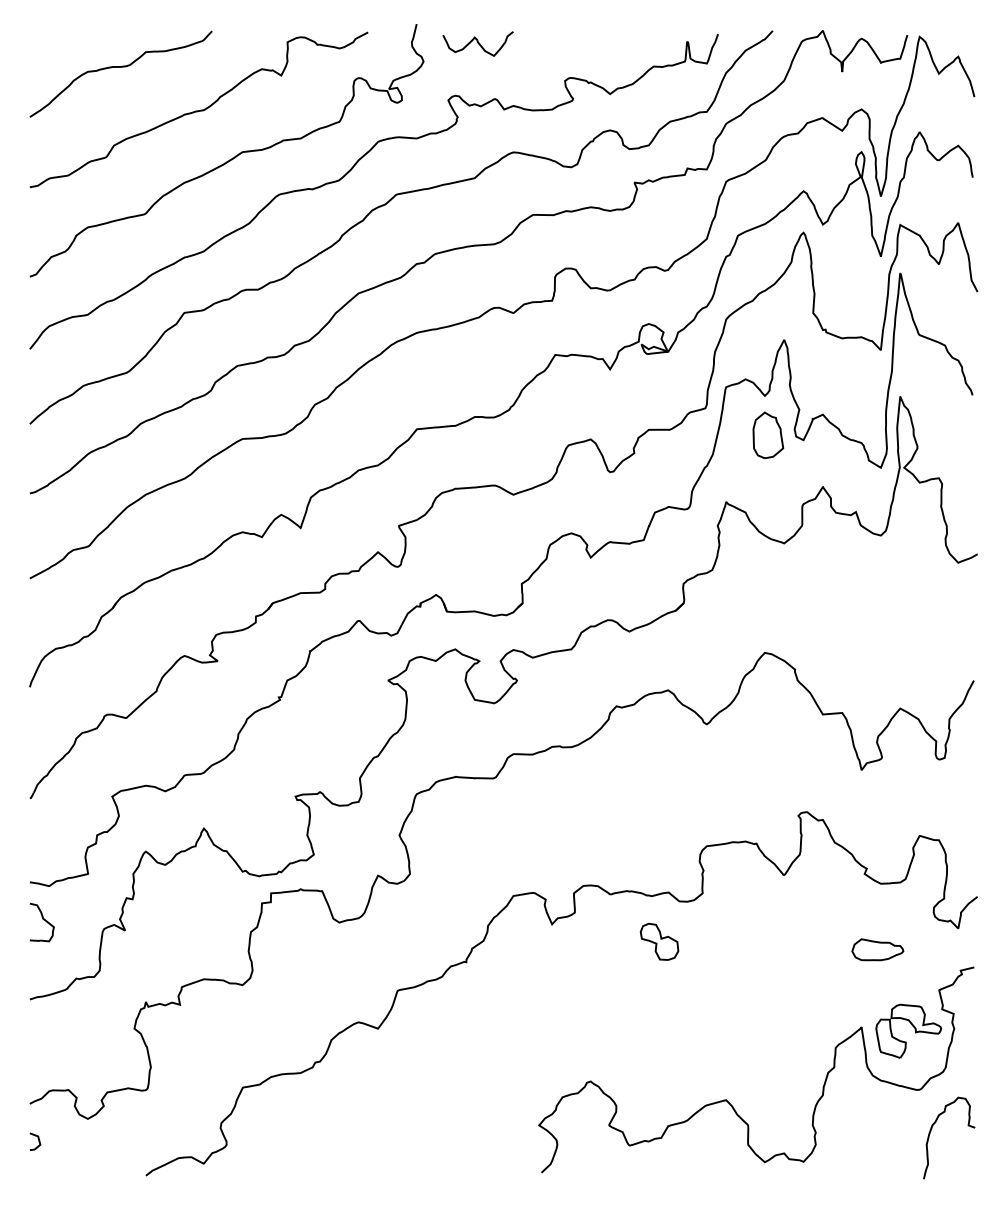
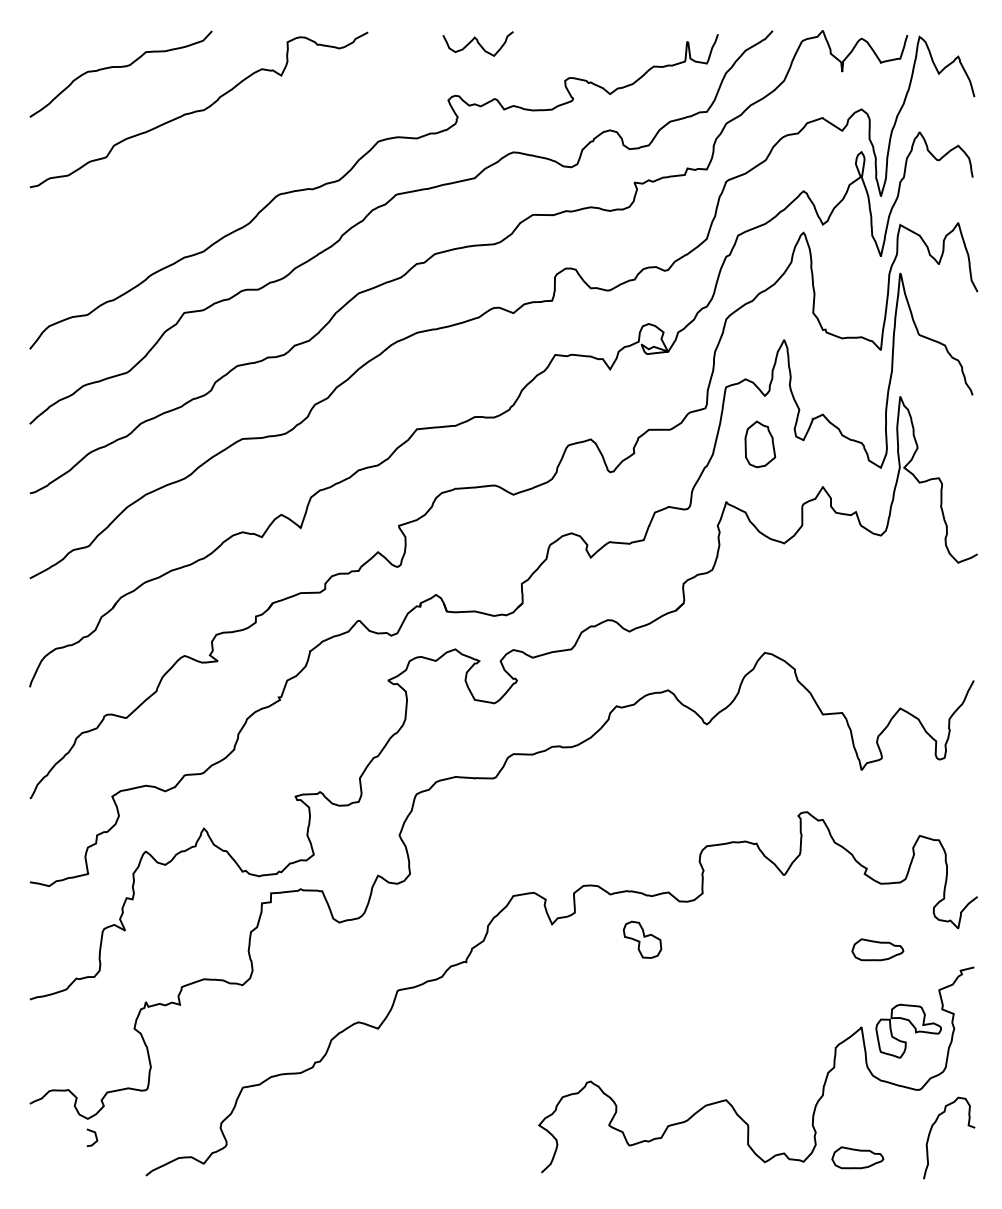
curve: present -> none (232, 157)
part position: (768, 435) -> (760, 444) (760, 444)
curve: present -> none (43, 920)
part position: (659, 941) -> (642, 939) (642, 939)
line position: (38, 1141) -> (95, 1137) (95, 1137)
part: none -> present (857, 1157)
